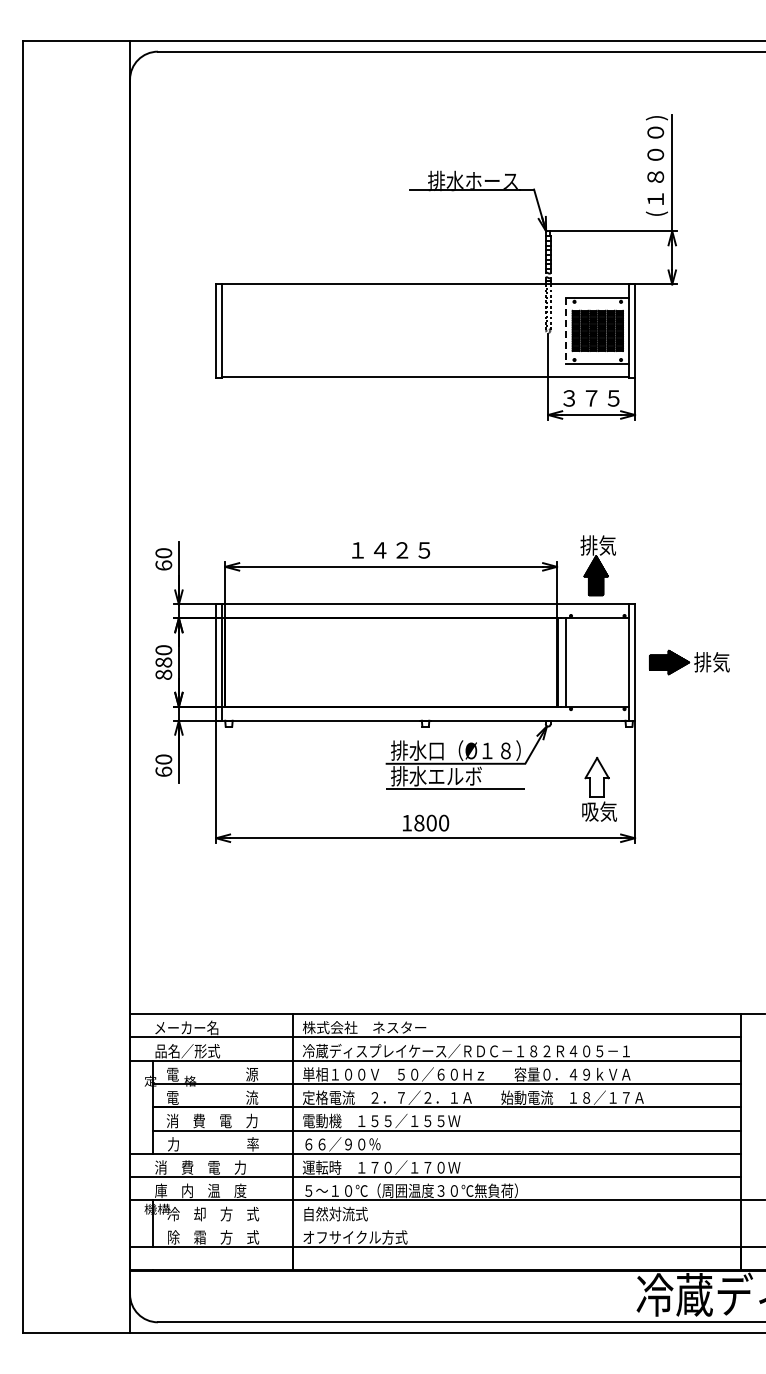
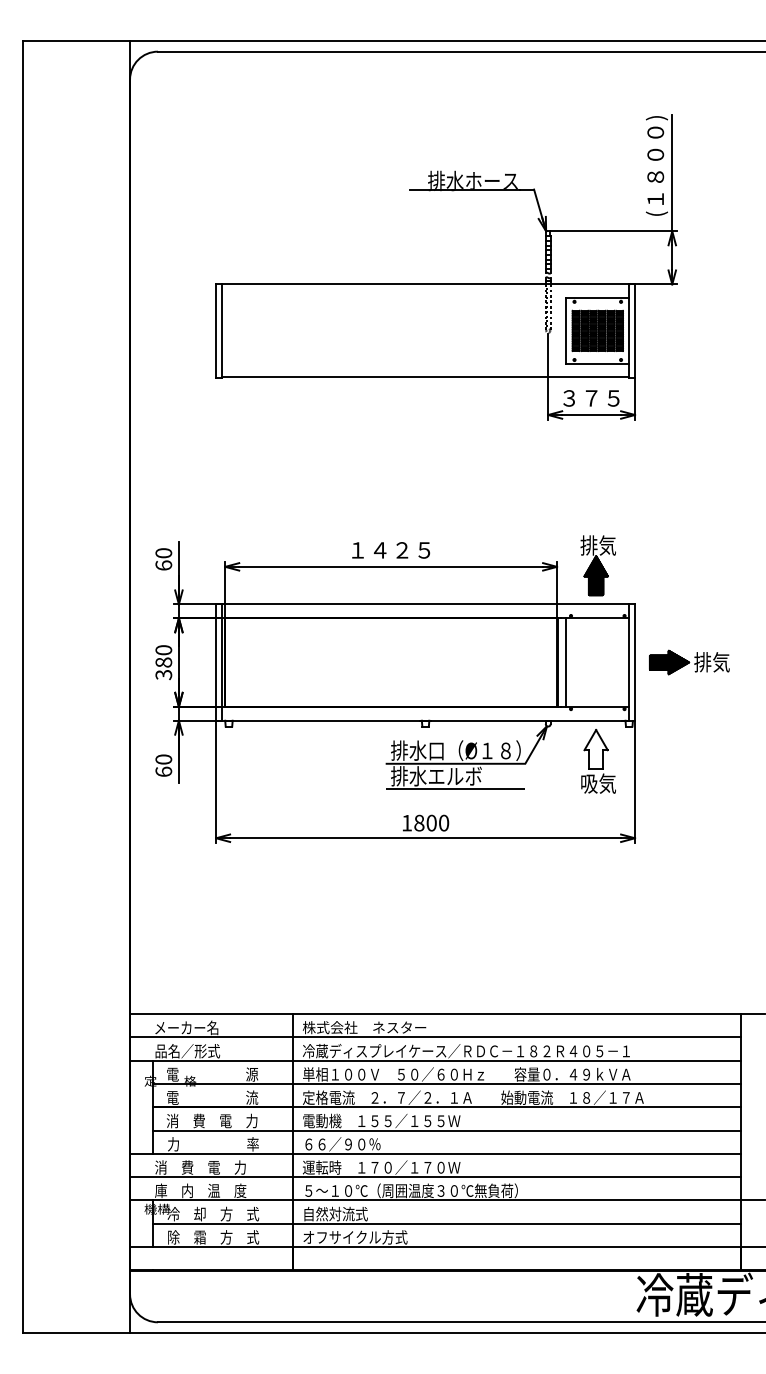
line: dashed -> solid (566, 330)
text: 880 -> 380 (163, 674)
part position: (599, 789) -> (598, 761) (598, 761)
line: none -> present (447, 1223)
